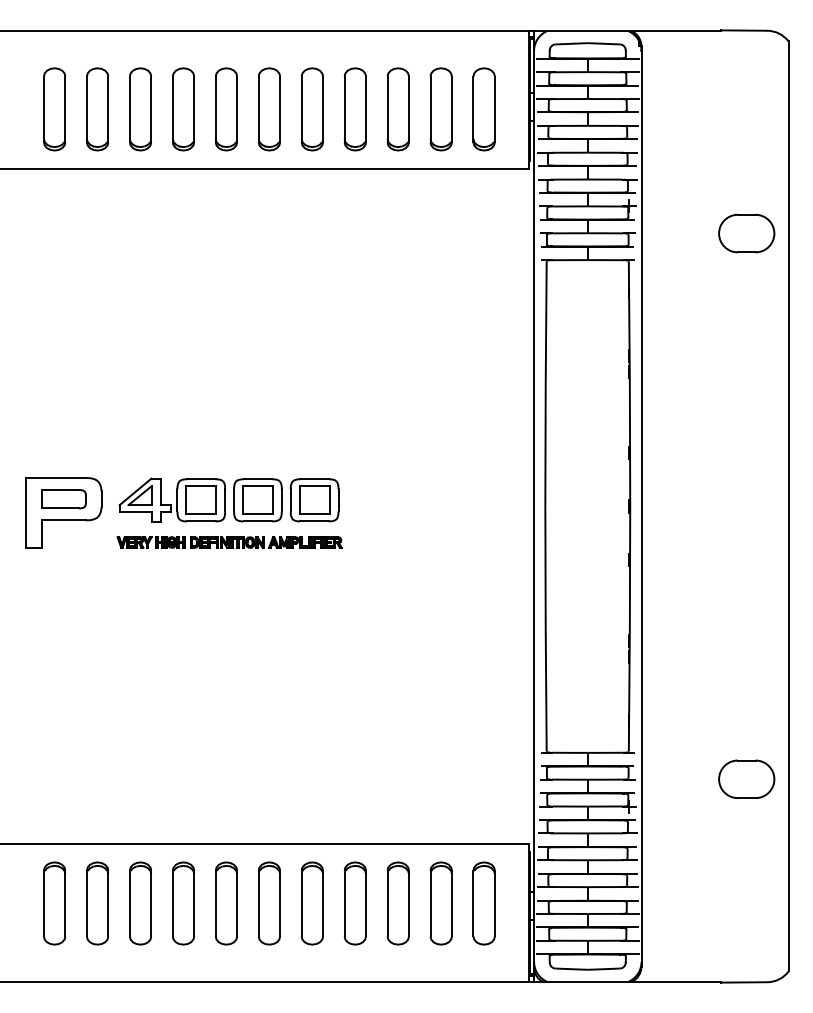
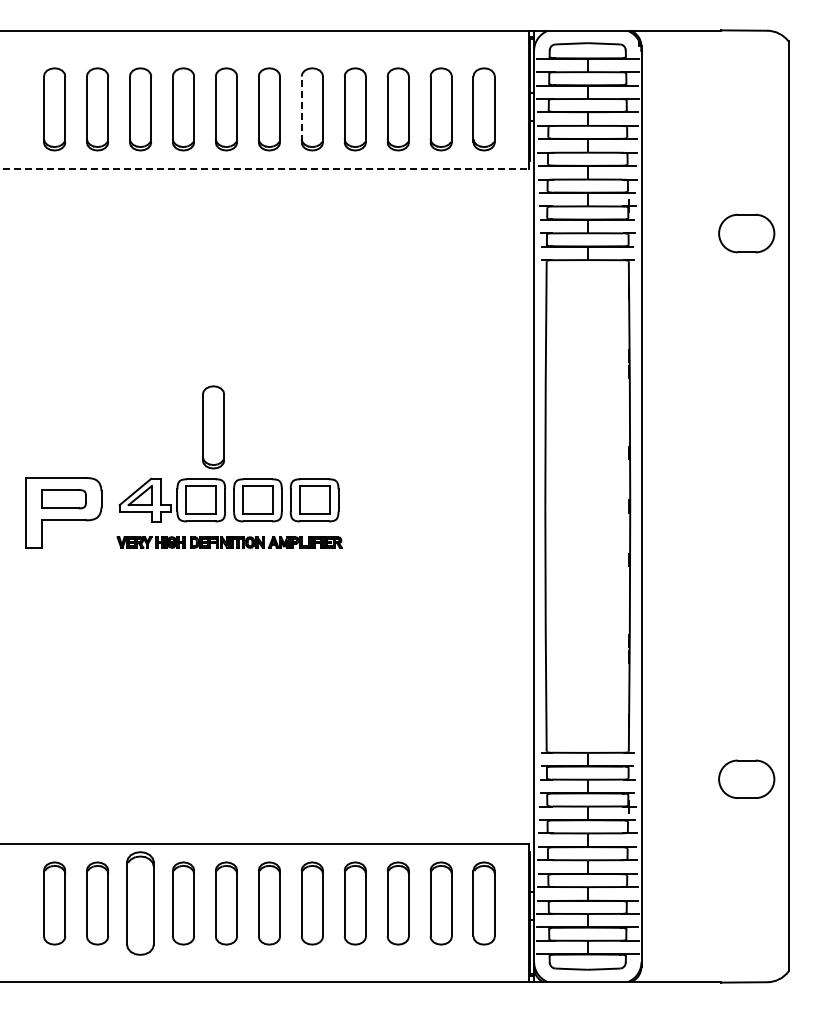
line: solid -> dashed (301, 109)
line: solid -> dashed (265, 169)
part: none -> present (213, 427)
part size: 24x85 px -> 29x105 px (140, 903)
